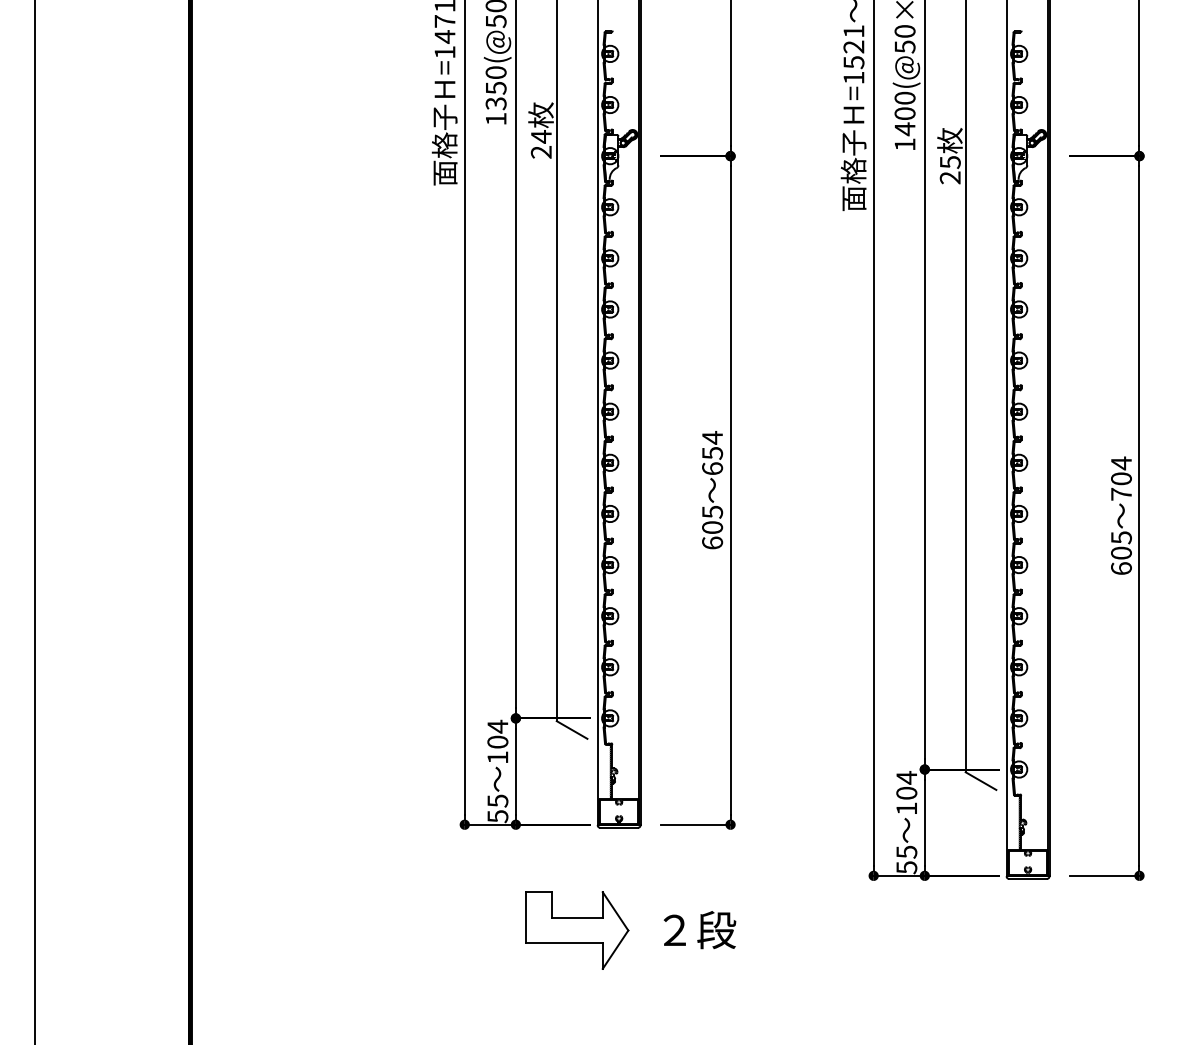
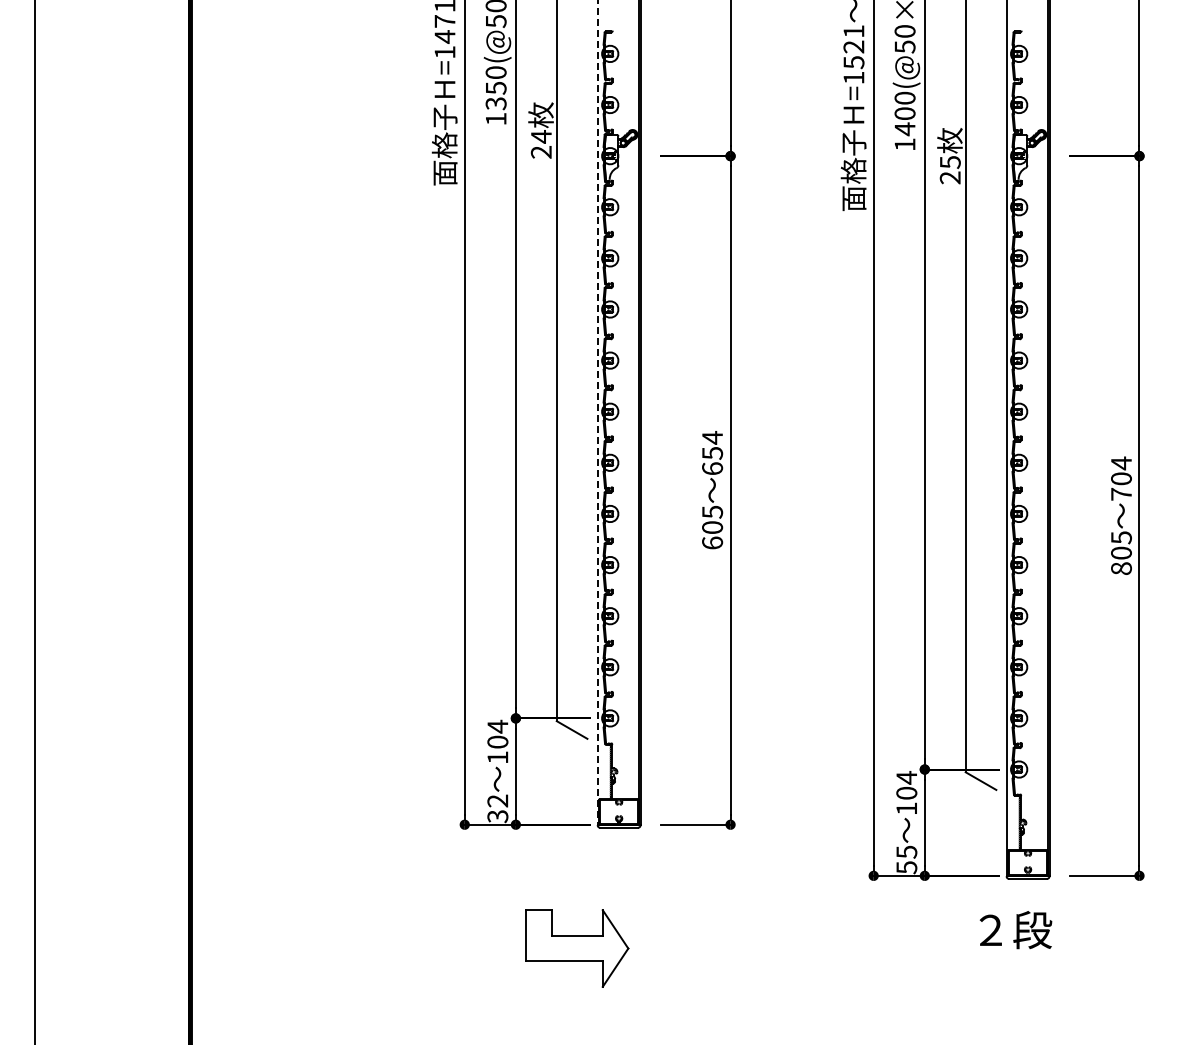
line: solid -> dashed (597, 412)
text: 605 -> 805 (1121, 568)
text: 55 -> 32 (497, 808)
part position: (577, 930) -> (577, 948) (577, 948)
text position: (699, 930) -> (1015, 930) (1015, 930)
